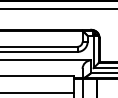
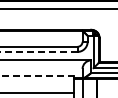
line: solid -> dashed (38, 51)
line: solid -> dashed (37, 75)
